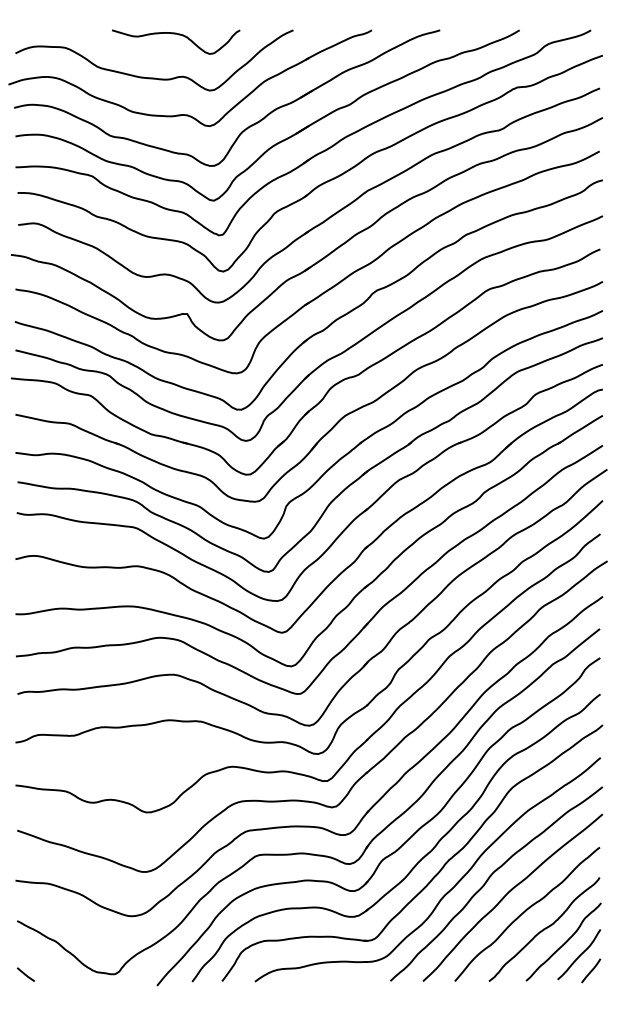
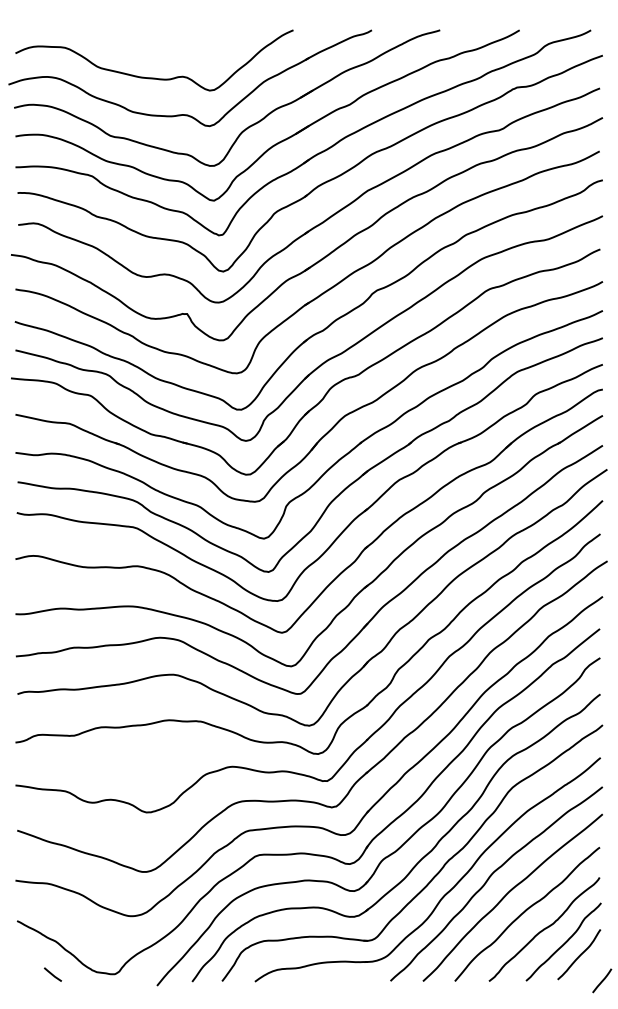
curve: present -> none (178, 35)
line position: (591, 970) -> (602, 980) (602, 980)
line position: (25, 974) -> (52, 974) (52, 974)
